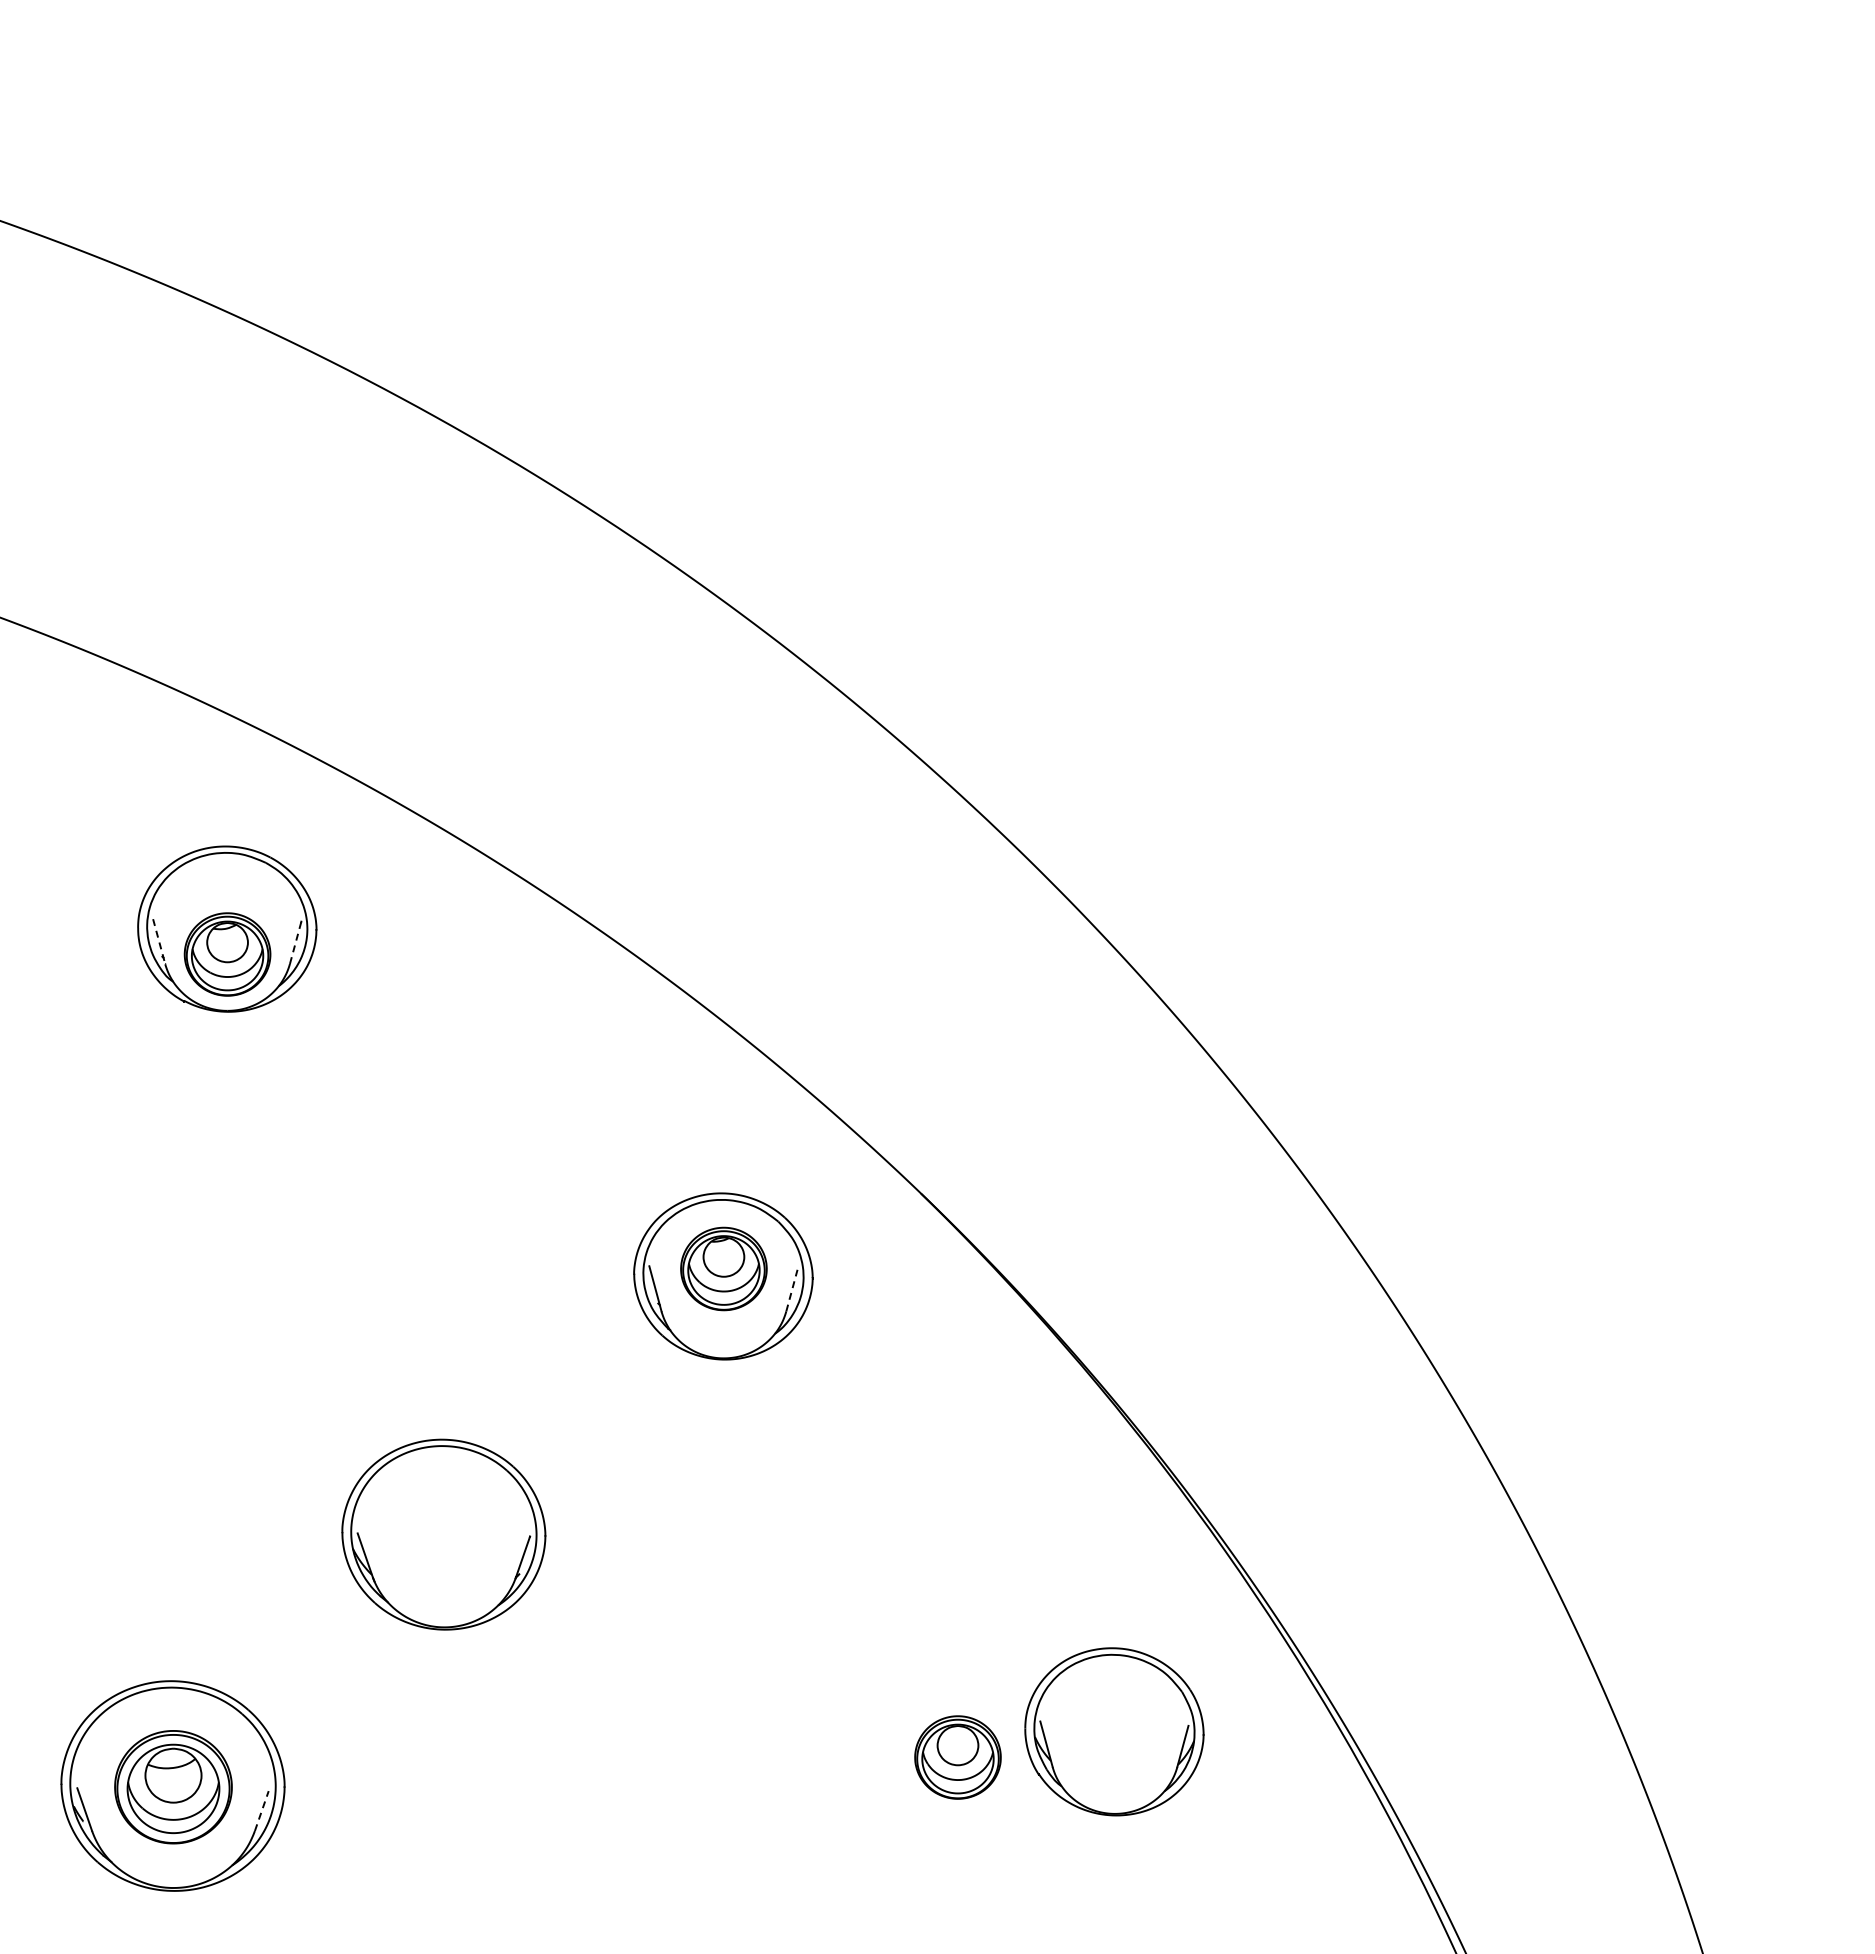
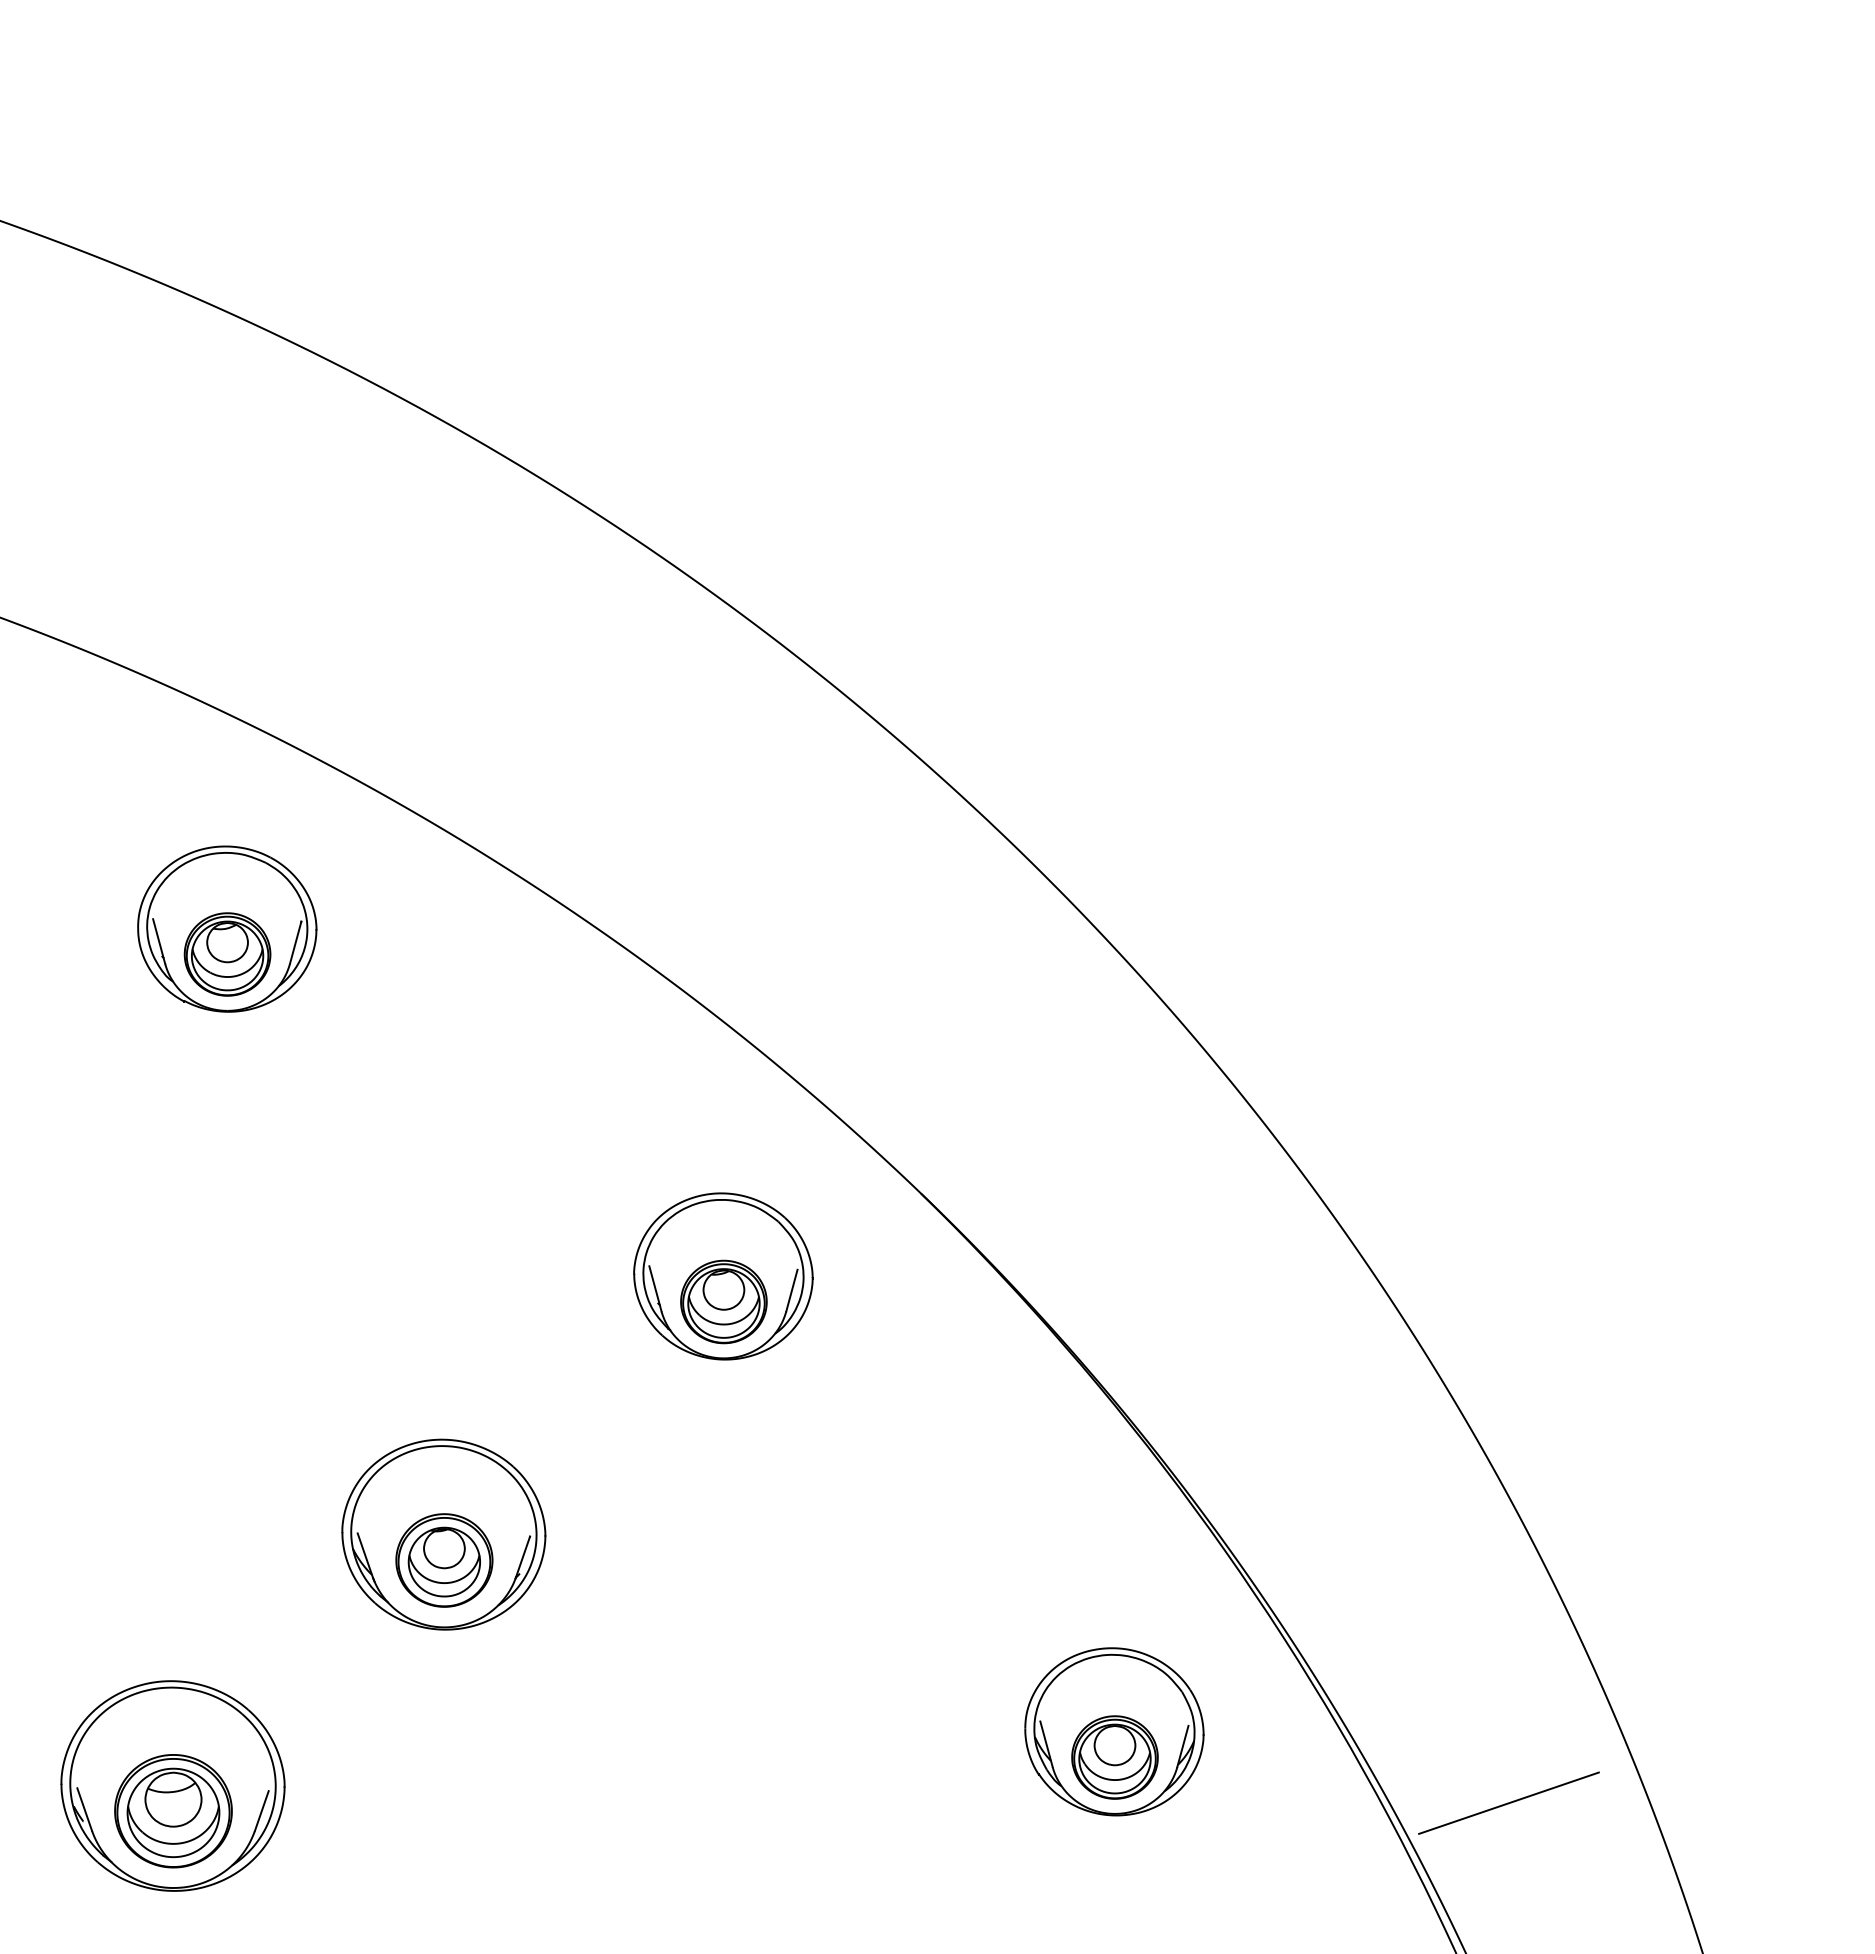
line: dashed -> solid (159, 942)
line: dashed -> solid (295, 942)
part position: (723, 1268) -> (723, 1301) (723, 1301)
line: dashed -> solid (791, 1290)
part: none -> present (444, 1560)
part position: (957, 1757) -> (1114, 1757) (1114, 1757)
part position: (173, 1787) -> (173, 1811) (173, 1811)
line: none -> present (1508, 1802)
line: dashed -> solid (261, 1810)
